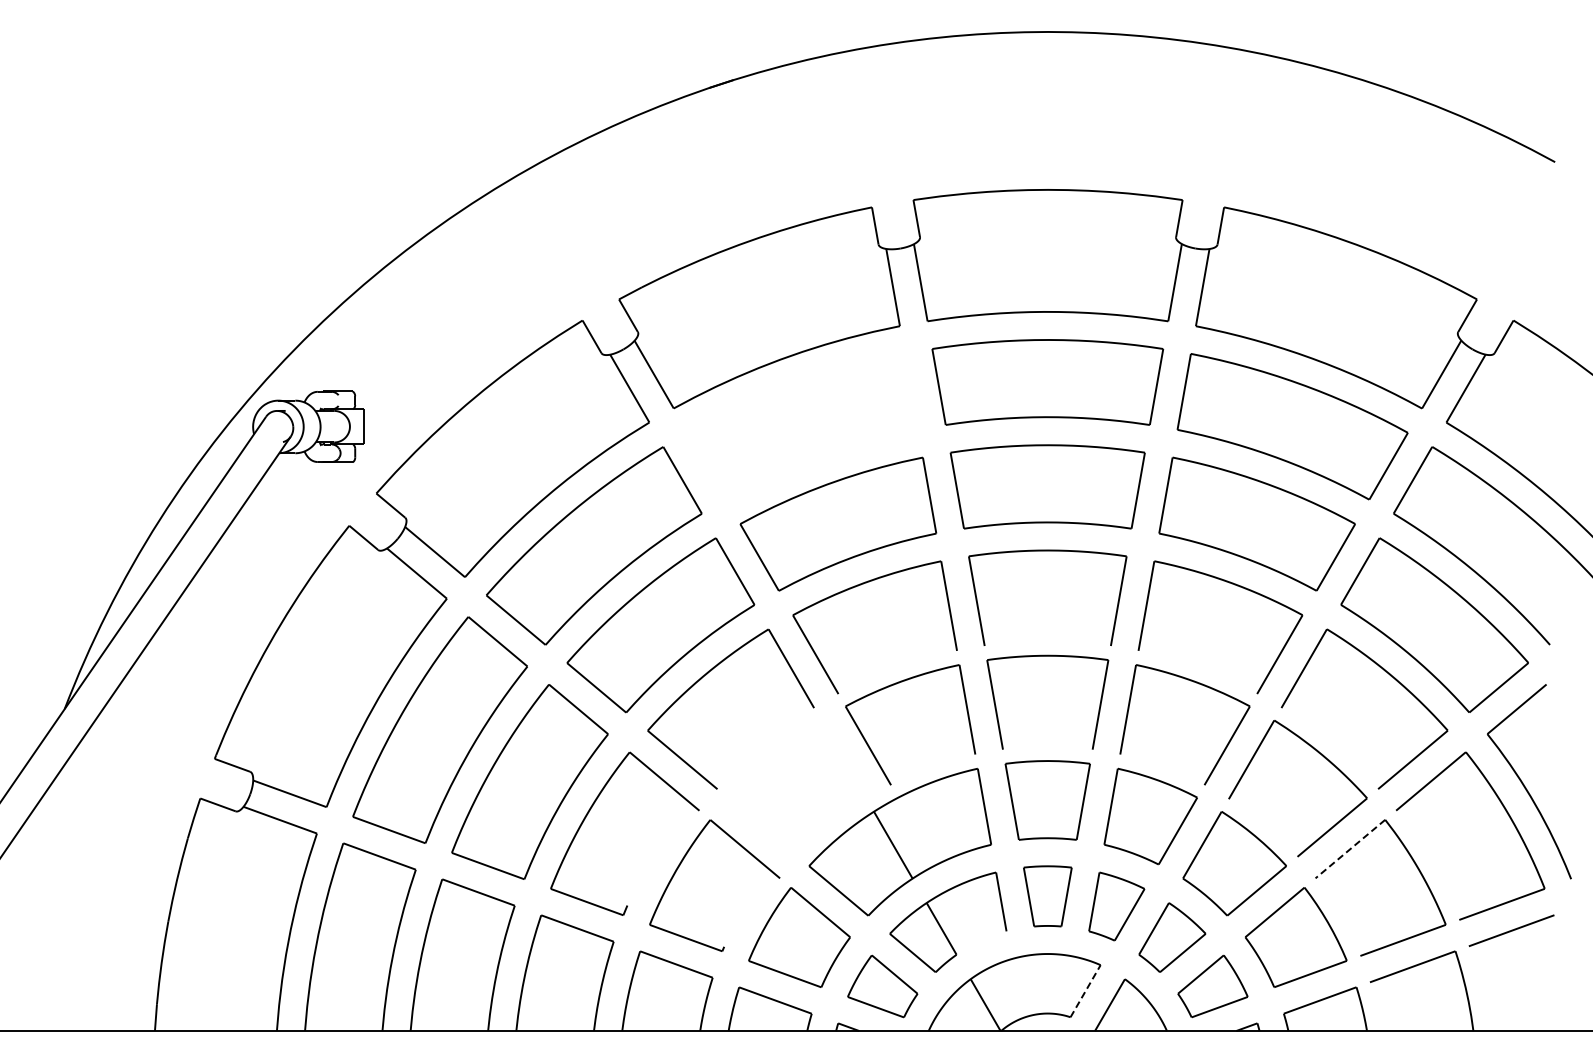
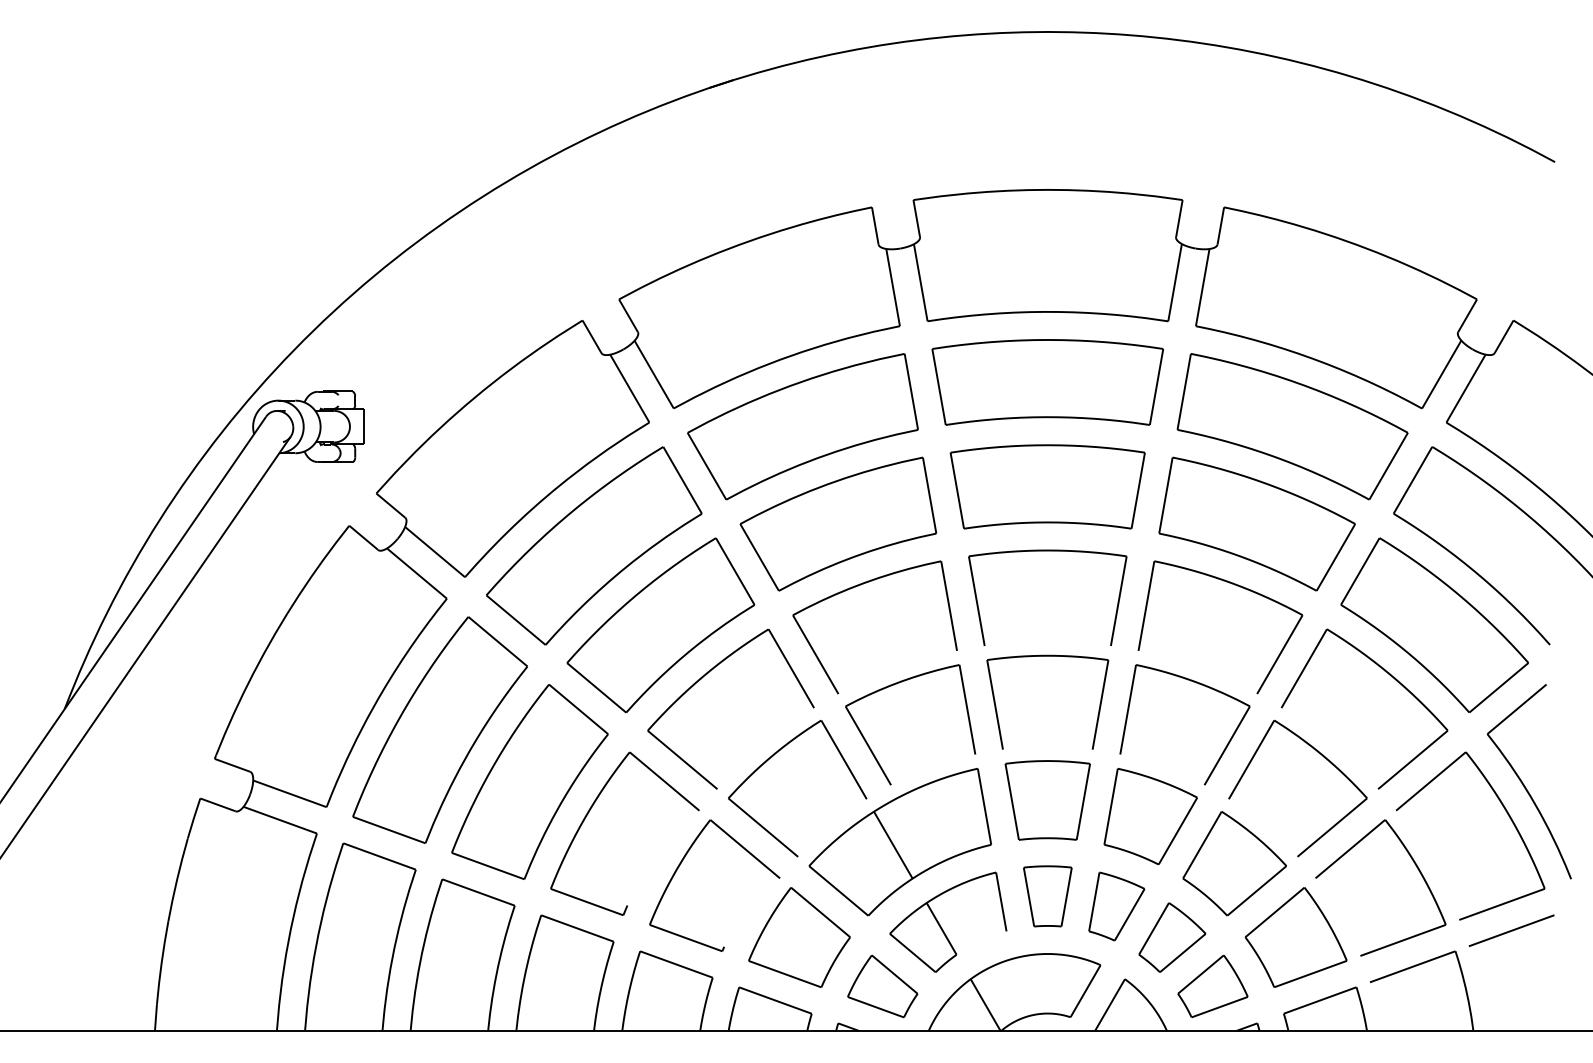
part: none -> present (802, 426)
part: none -> present (772, 757)
line: dashed -> solid (1350, 849)
line: dashed -> solid (1085, 990)
